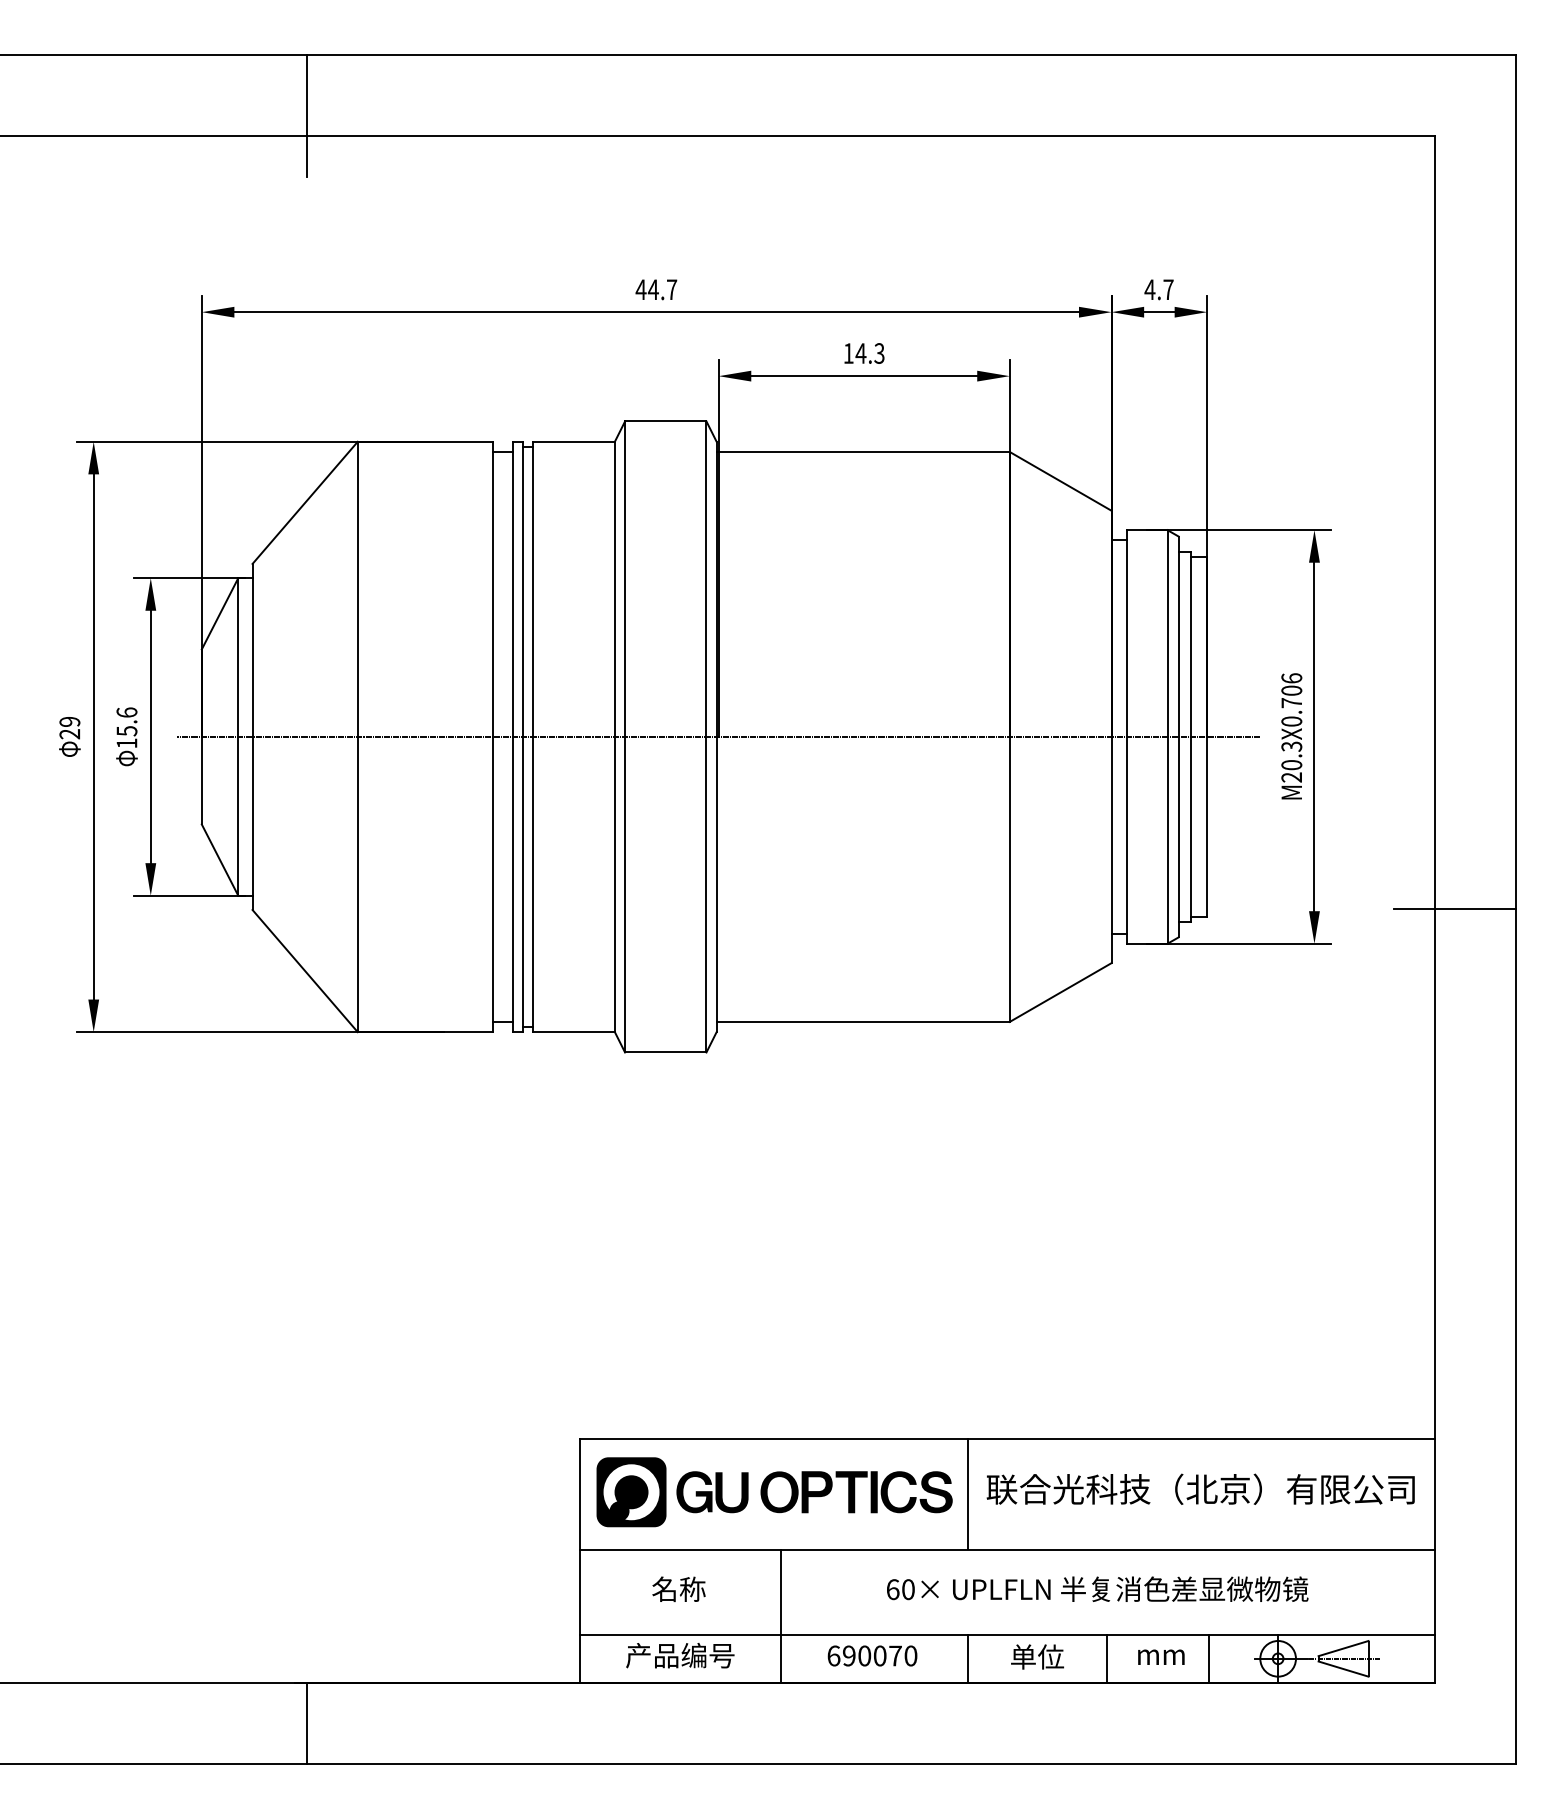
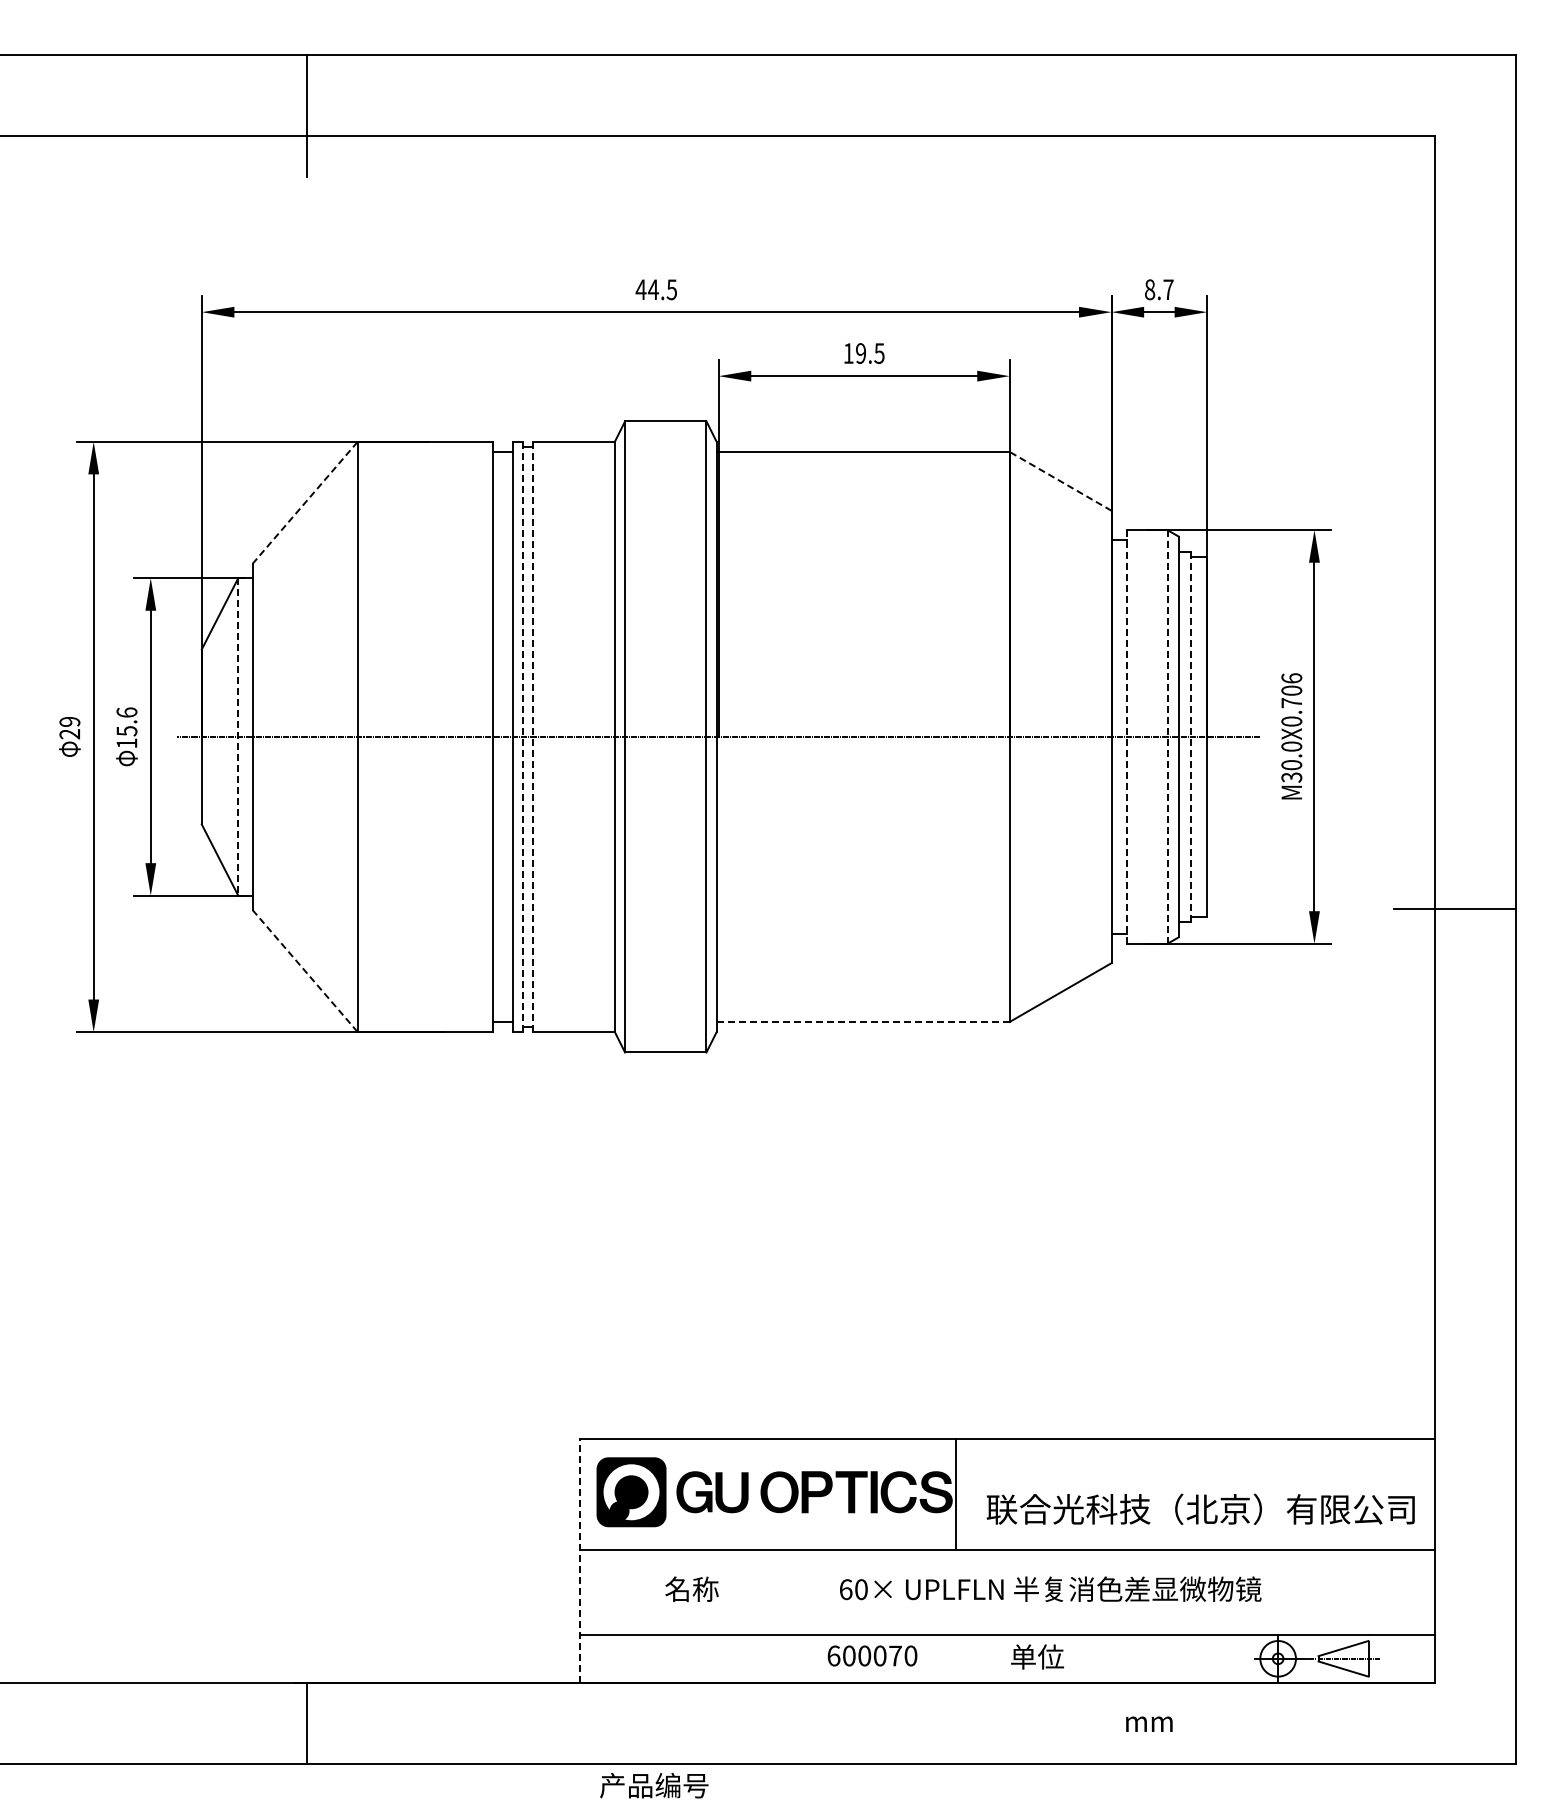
text: 44.7 -> 44.5 (671, 289)
text: 4.7 -> 8.7 (1149, 289)
text: 14.3 -> 19.5 (869, 353)
line: solid -> dashed (1060, 481)
line: solid -> dashed (305, 502)
line: solid -> dashed (238, 736)
line: solid -> dashed (1126, 736)
line: solid -> dashed (1167, 736)
line: solid -> dashed (523, 737)
line: solid -> dashed (533, 737)
line: solid -> dashed (1190, 737)
text: M20.3X0.706 -> M30.0X0.706 (1291, 761)
line: solid -> dashed (305, 971)
line: solid -> dashed (863, 1021)
text position: (1200, 1488) -> (1200, 1508) (1200, 1508)
line position: (967, 1493) -> (955, 1493) (955, 1493)
line: solid -> dashed (579, 1560)
text position: (1097, 1588) -> (1050, 1588) (1050, 1588)
text position: (678, 1589) -> (691, 1589) (691, 1589)
line: present -> none (781, 1616)
text position: (680, 1655) -> (654, 1785) (654, 1785)
text: 690070 -> 600070 (849, 1655)
text position: (1161, 1656) -> (1149, 1723) (1149, 1723)
line: present -> none (967, 1659)
line: present -> none (1106, 1659)
line: present -> none (1209, 1659)
